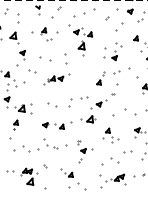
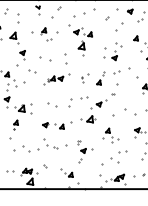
line: dashed -> solid (73, 0)
part: none -> present (85, 78)
part position: (127, 151) -> (122, 151) (122, 151)
line: none -> present (73, 189)
